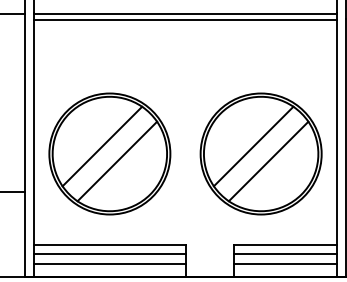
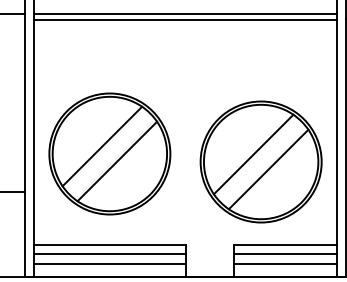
part position: (260, 153) -> (260, 161) (260, 161)
